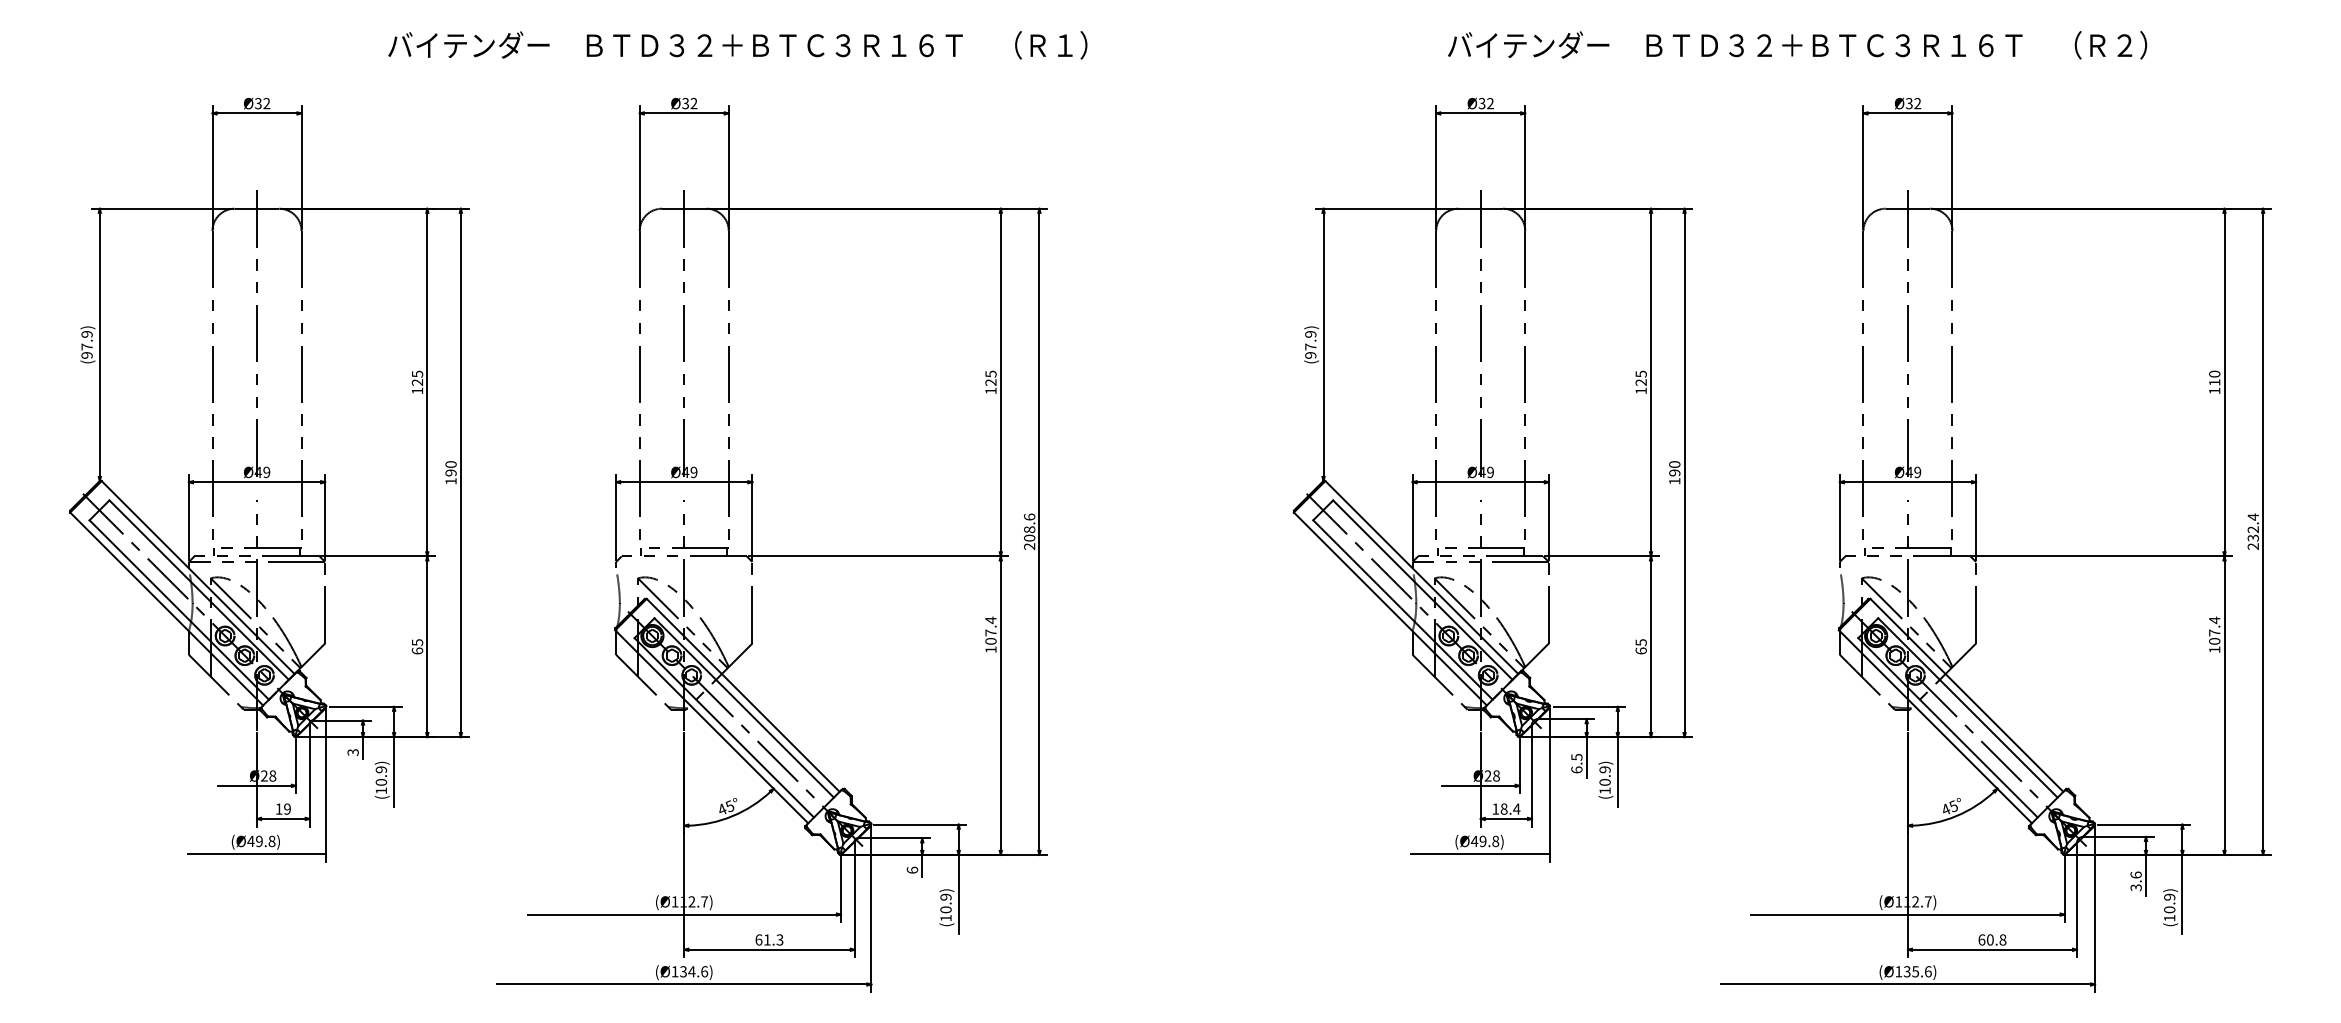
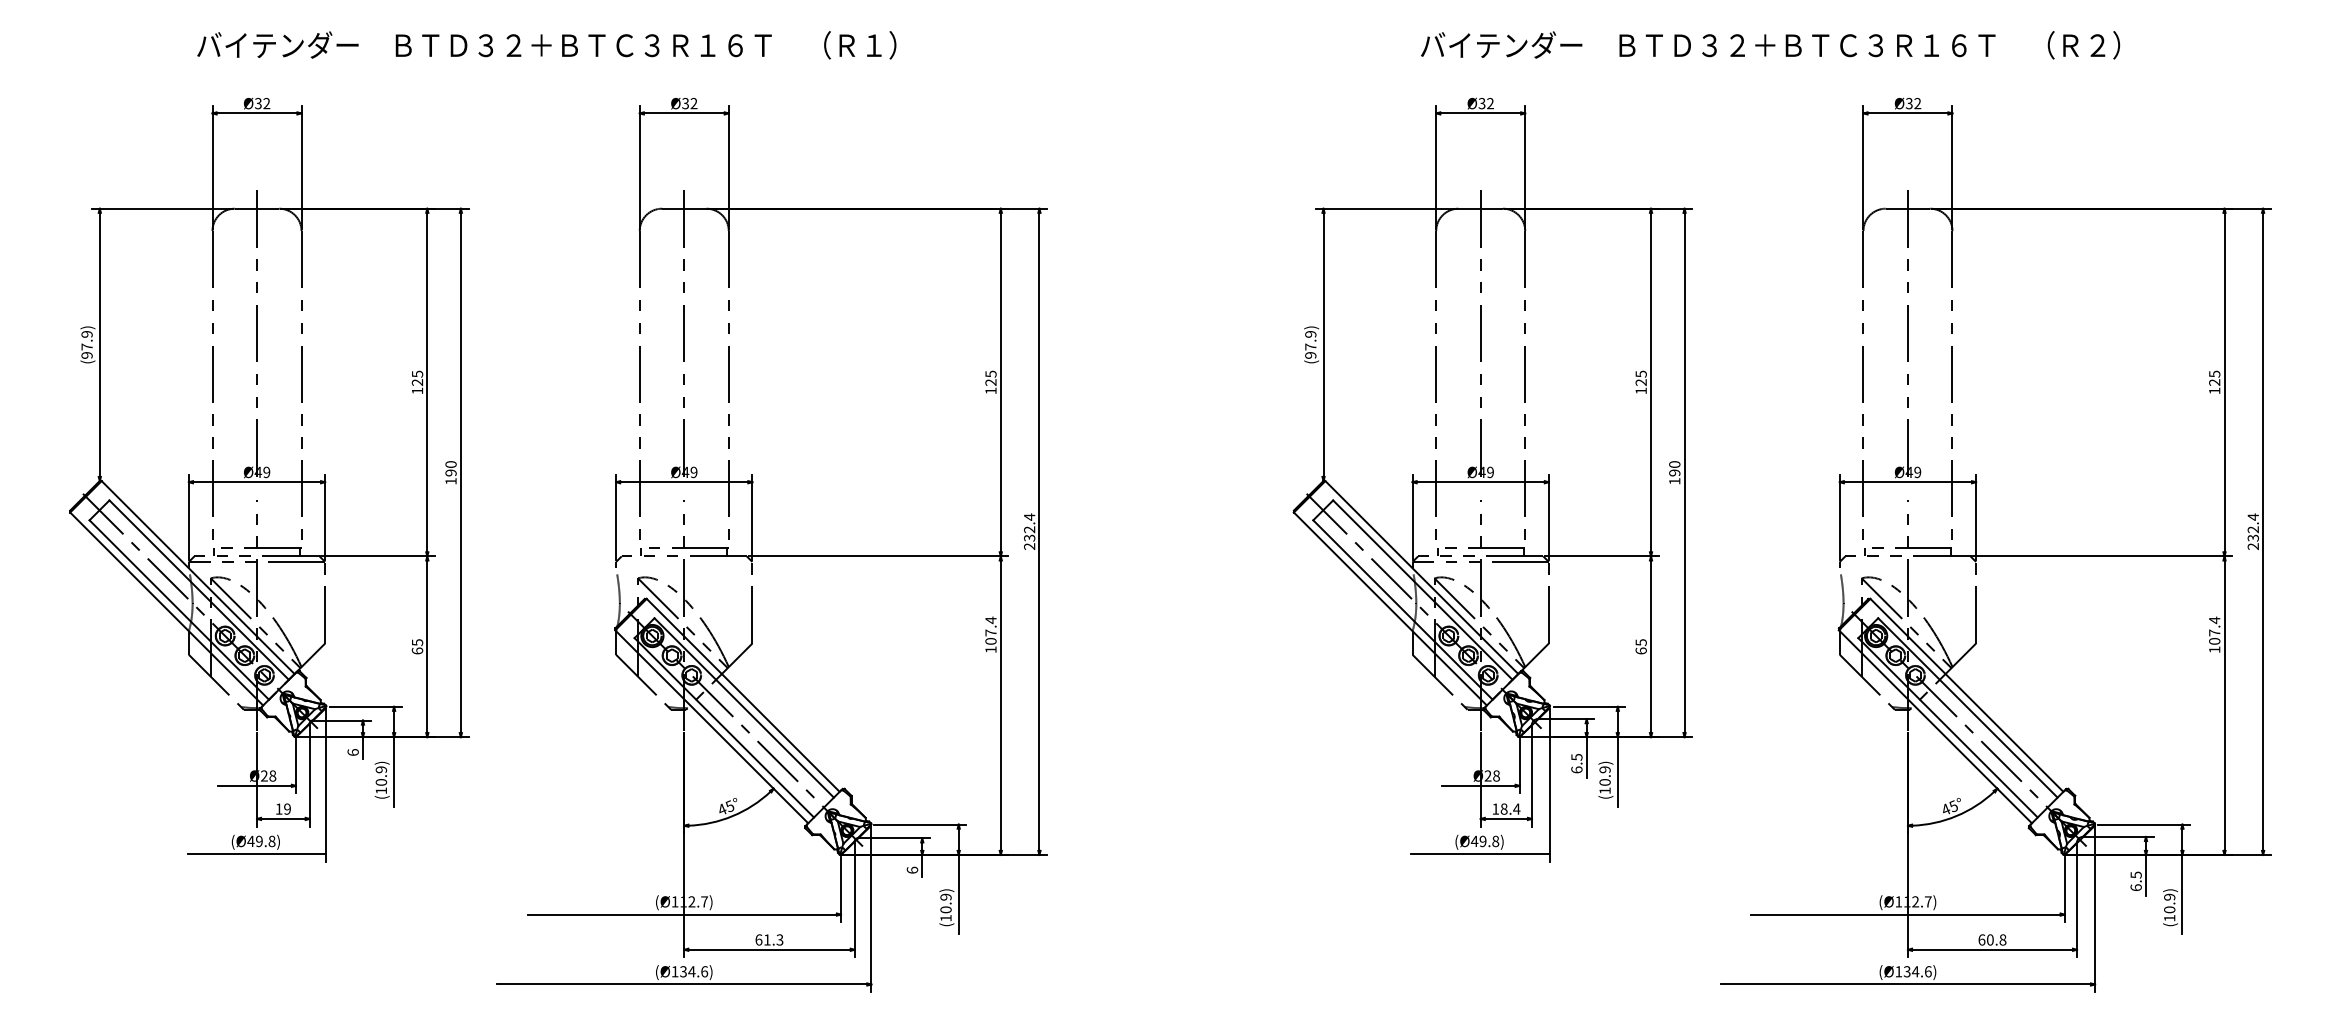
text position: (737, 45) -> (546, 45) (546, 45)
text position: (1797, 45) -> (1770, 45) (1770, 45)
text: 110 -> 125 (2214, 377)
text: 208.6 -> 232.4 (1029, 527)
text: 3 -> 6 (352, 752)
text: 3.6 -> 6.5 (2135, 881)
text: (Ø135.6) -> (Ø134.6) (1915, 971)
